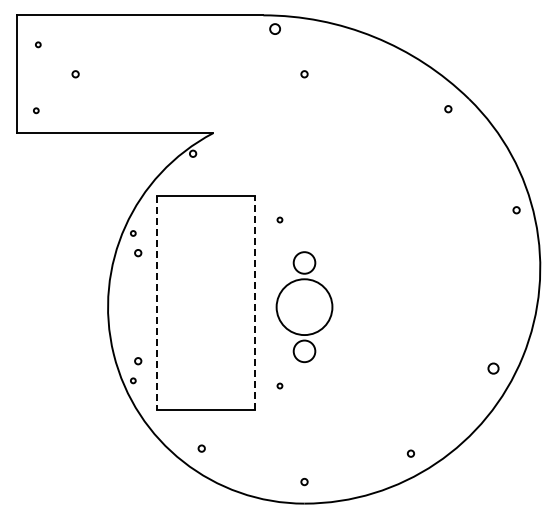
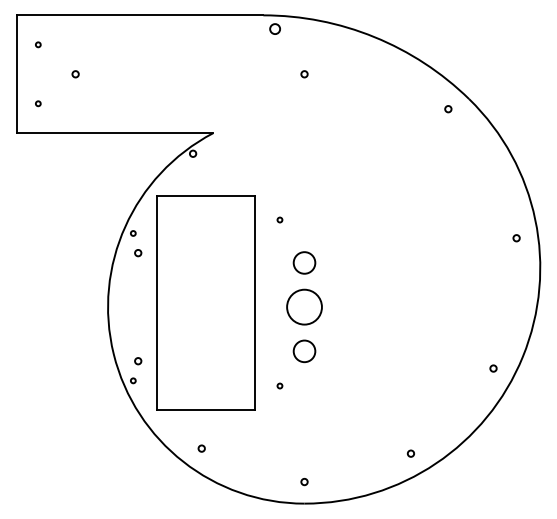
circle position: (36, 110) -> (38, 103) (38, 103)
circle position: (516, 210) -> (516, 238) (516, 238)
line: dashed -> solid (255, 302)
line: dashed -> solid (157, 303)
circle diameter: 56 px -> 35 px (304, 306)
circle size: 13x13 px -> 9x9 px (493, 368)
